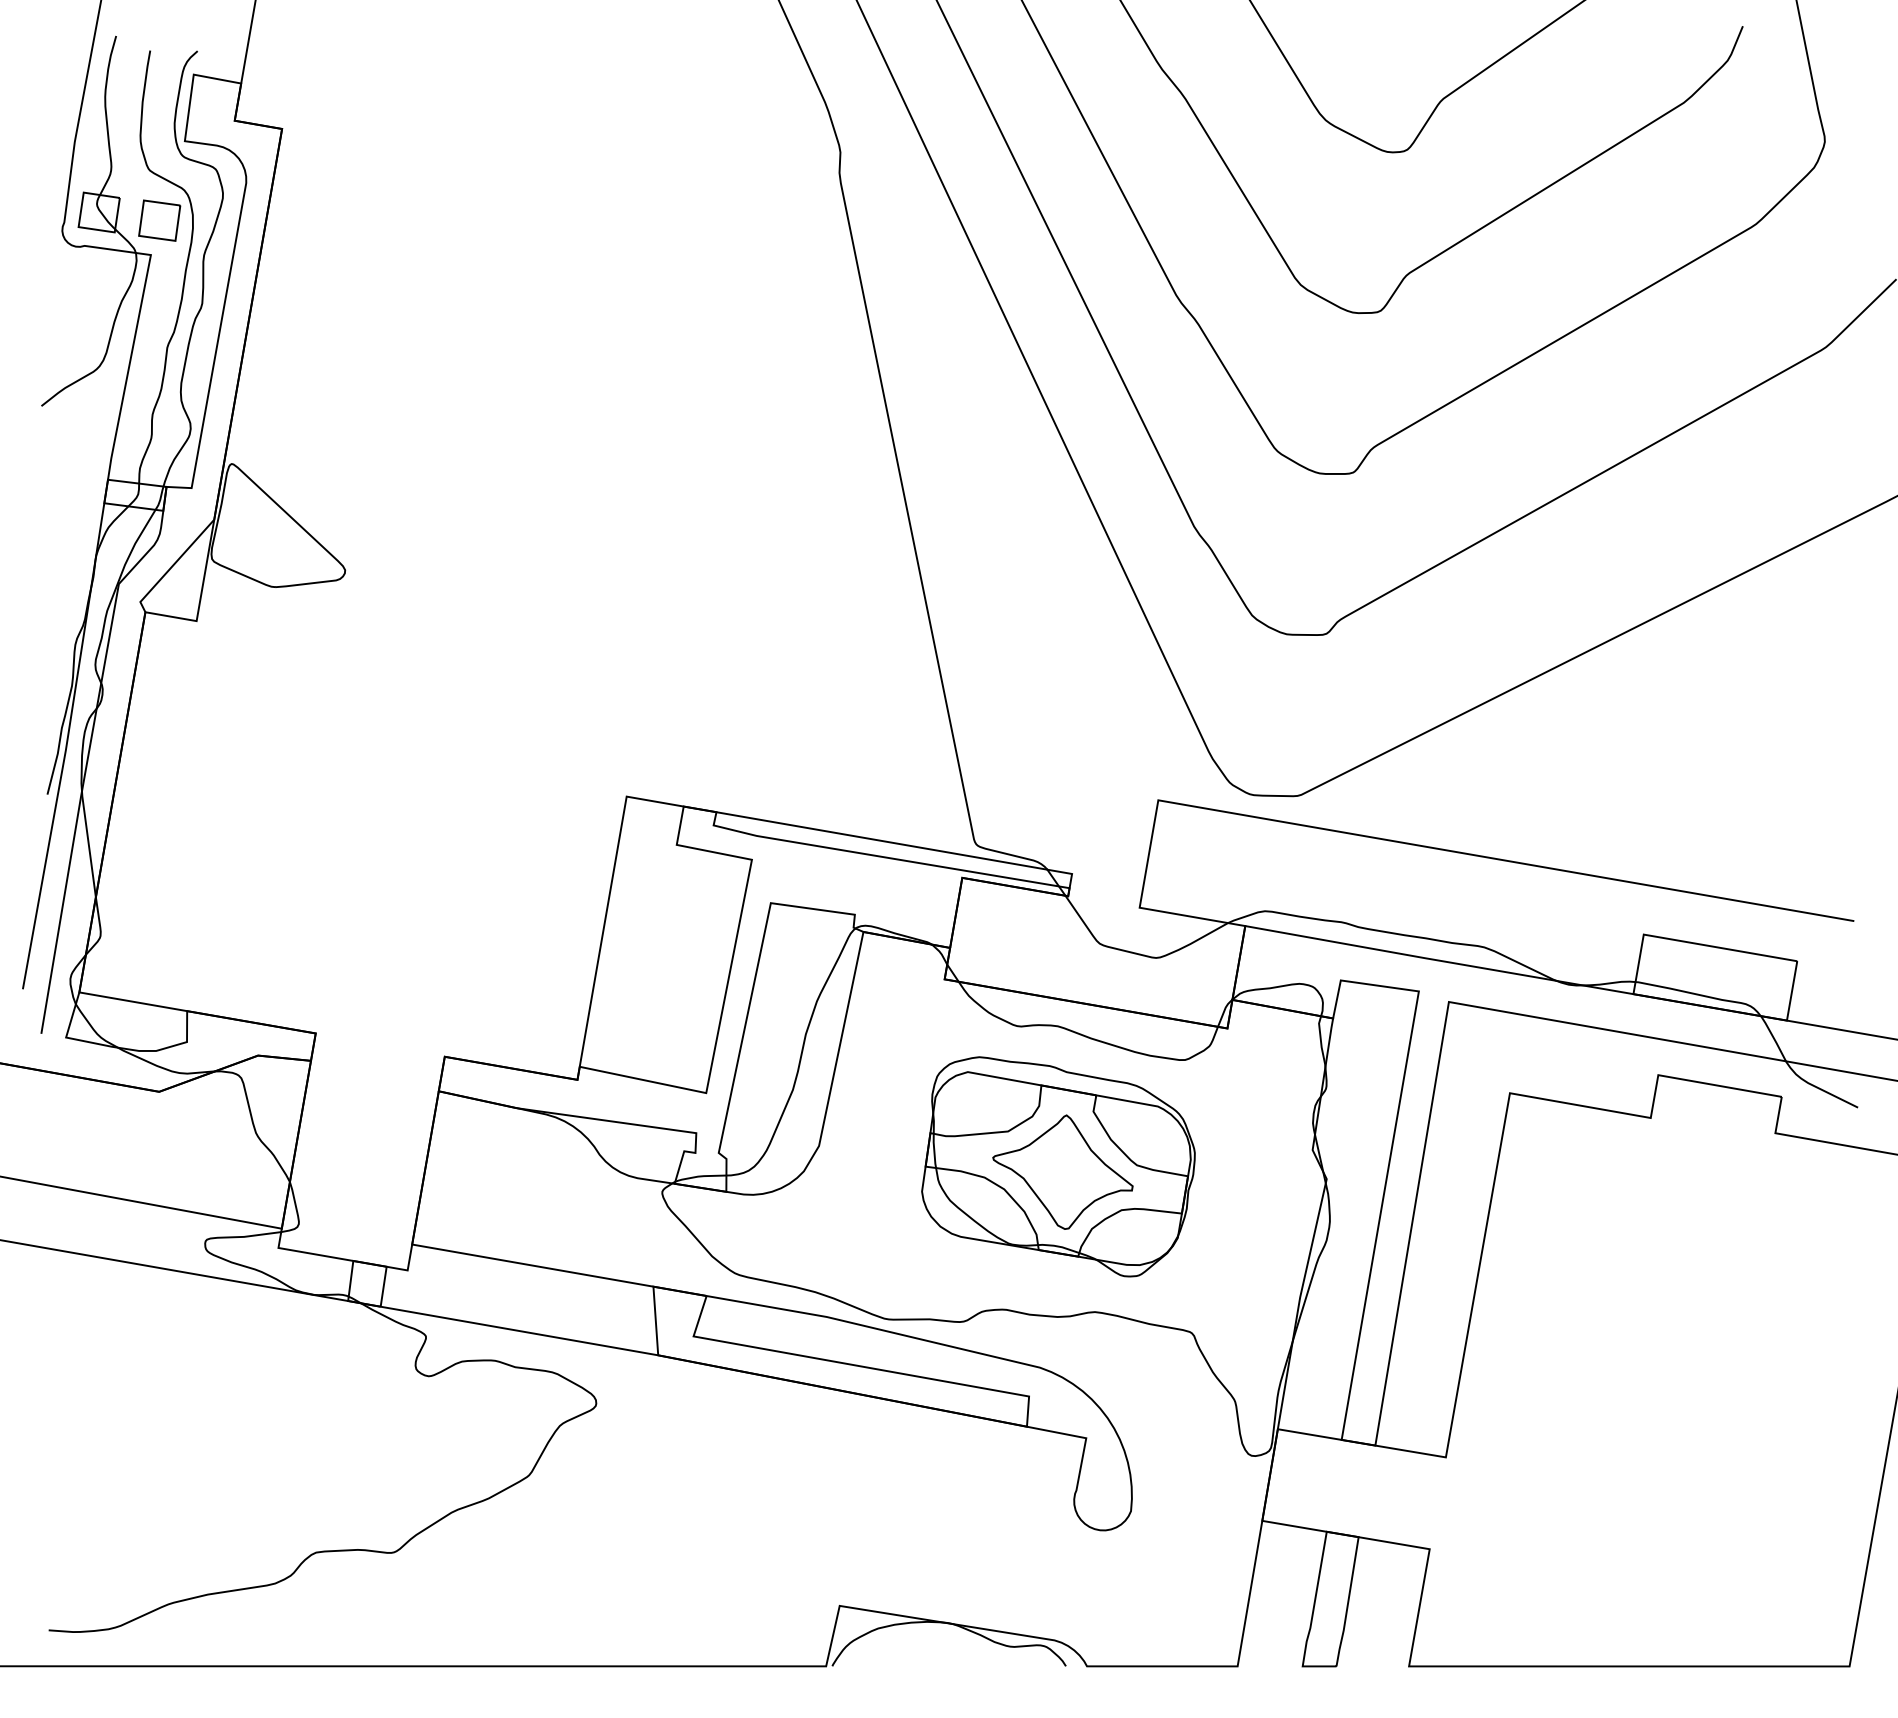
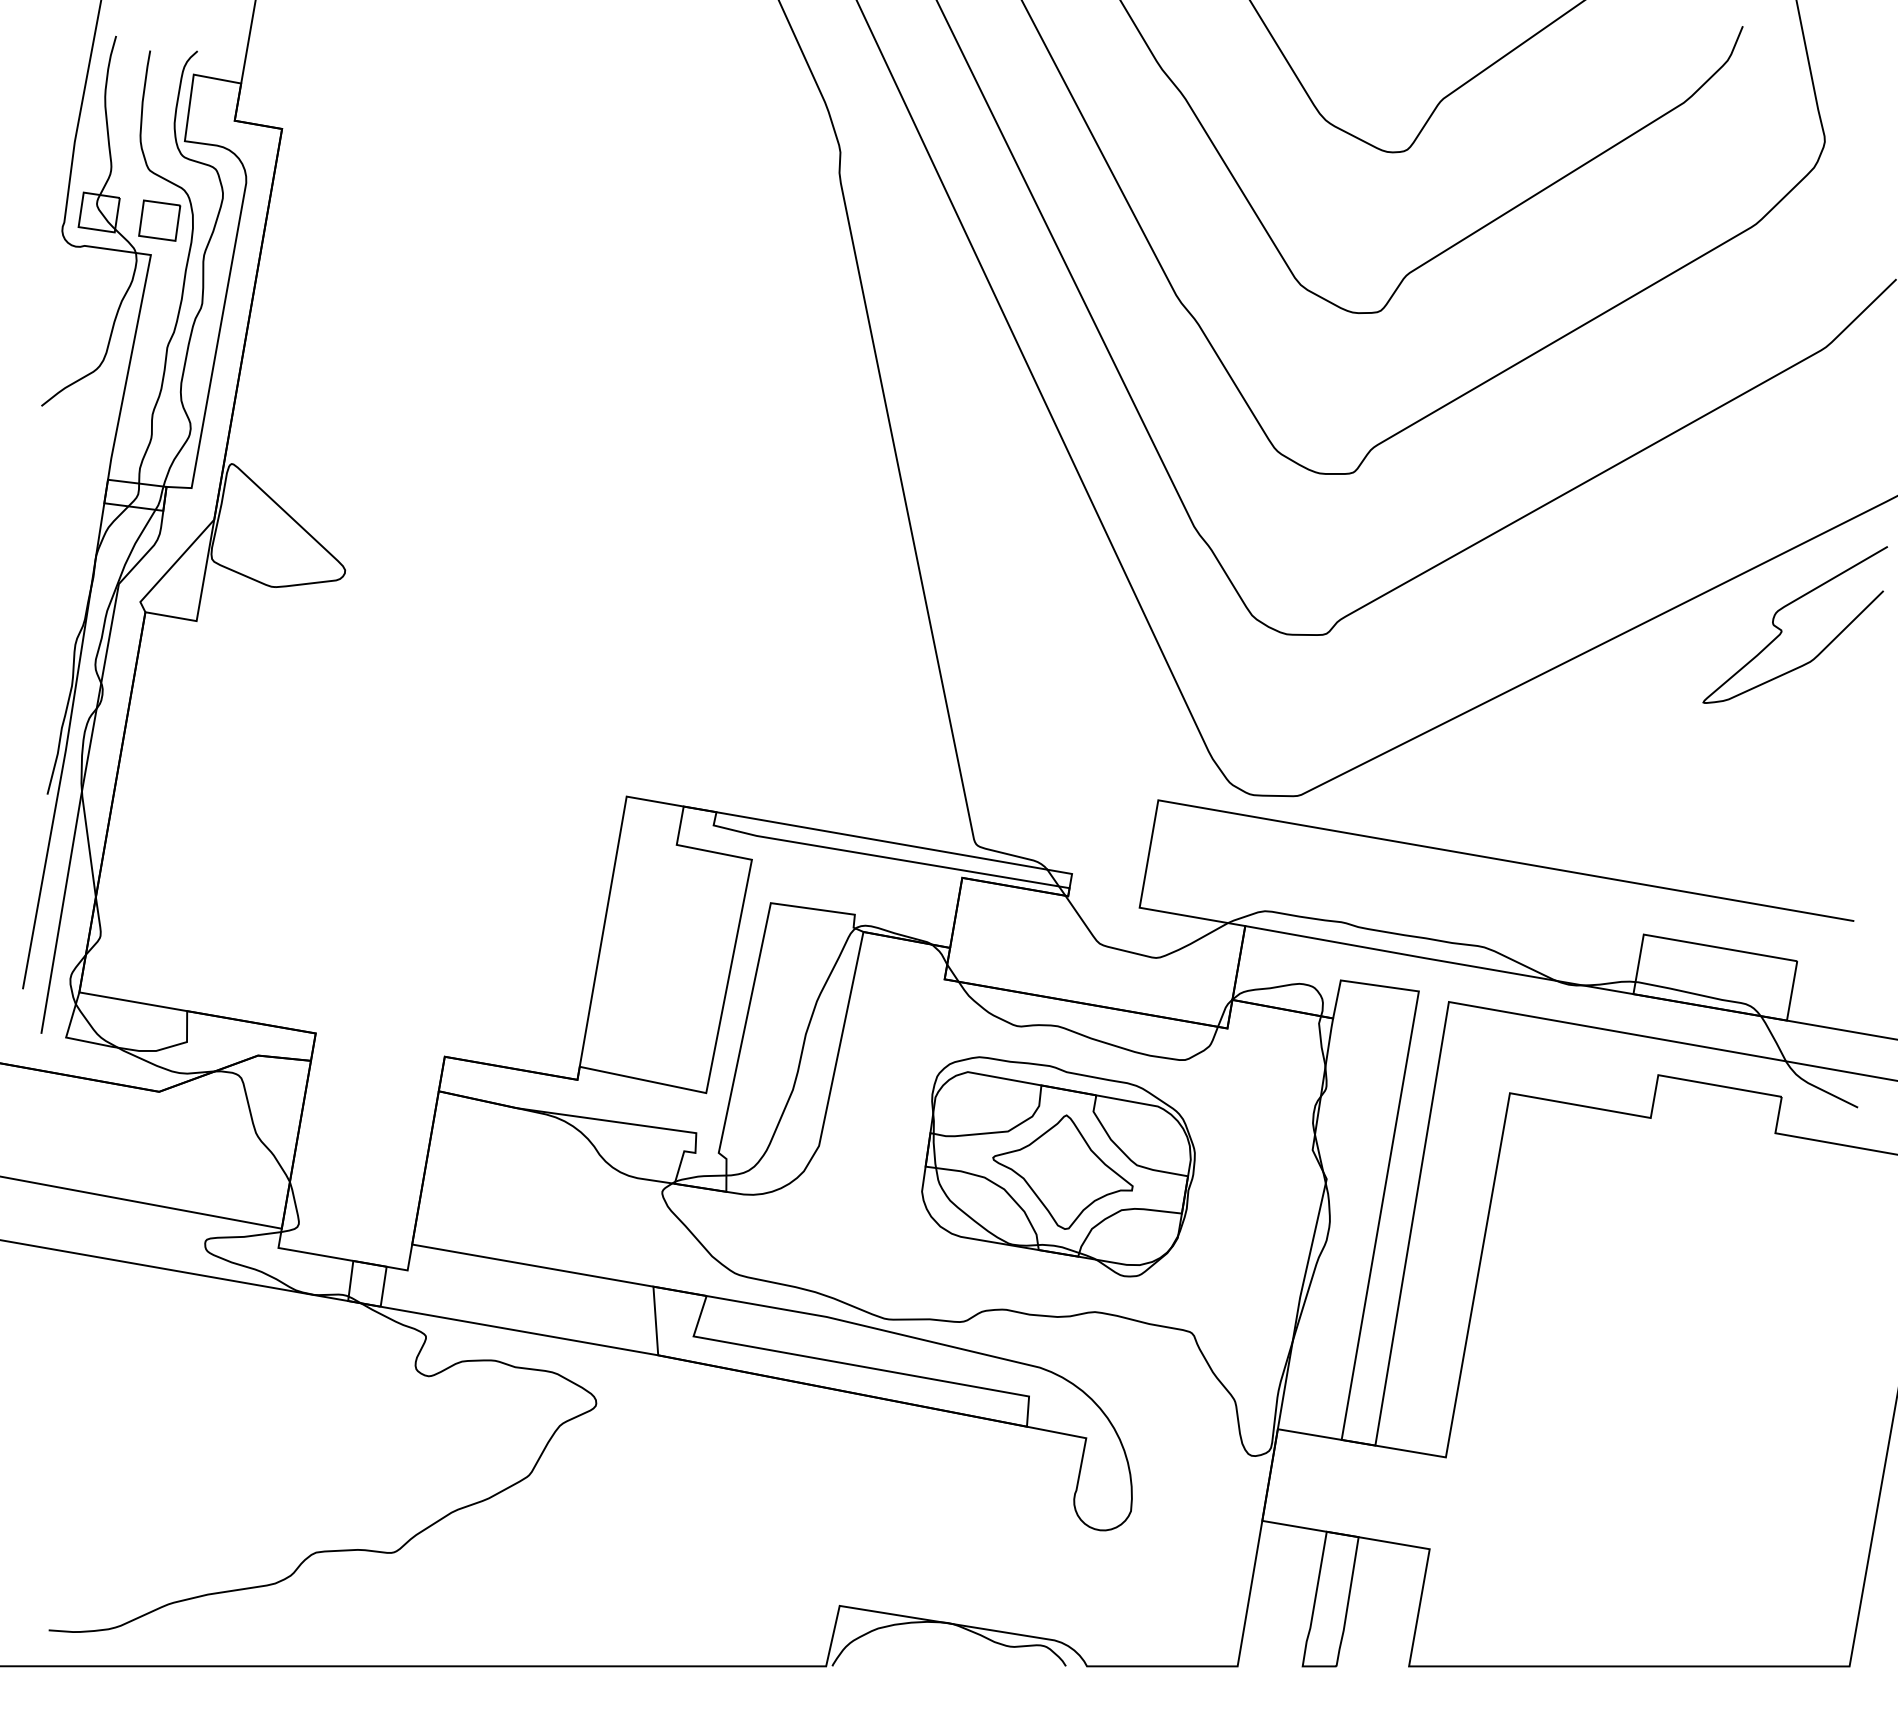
curve: none -> present (1782, 630)
